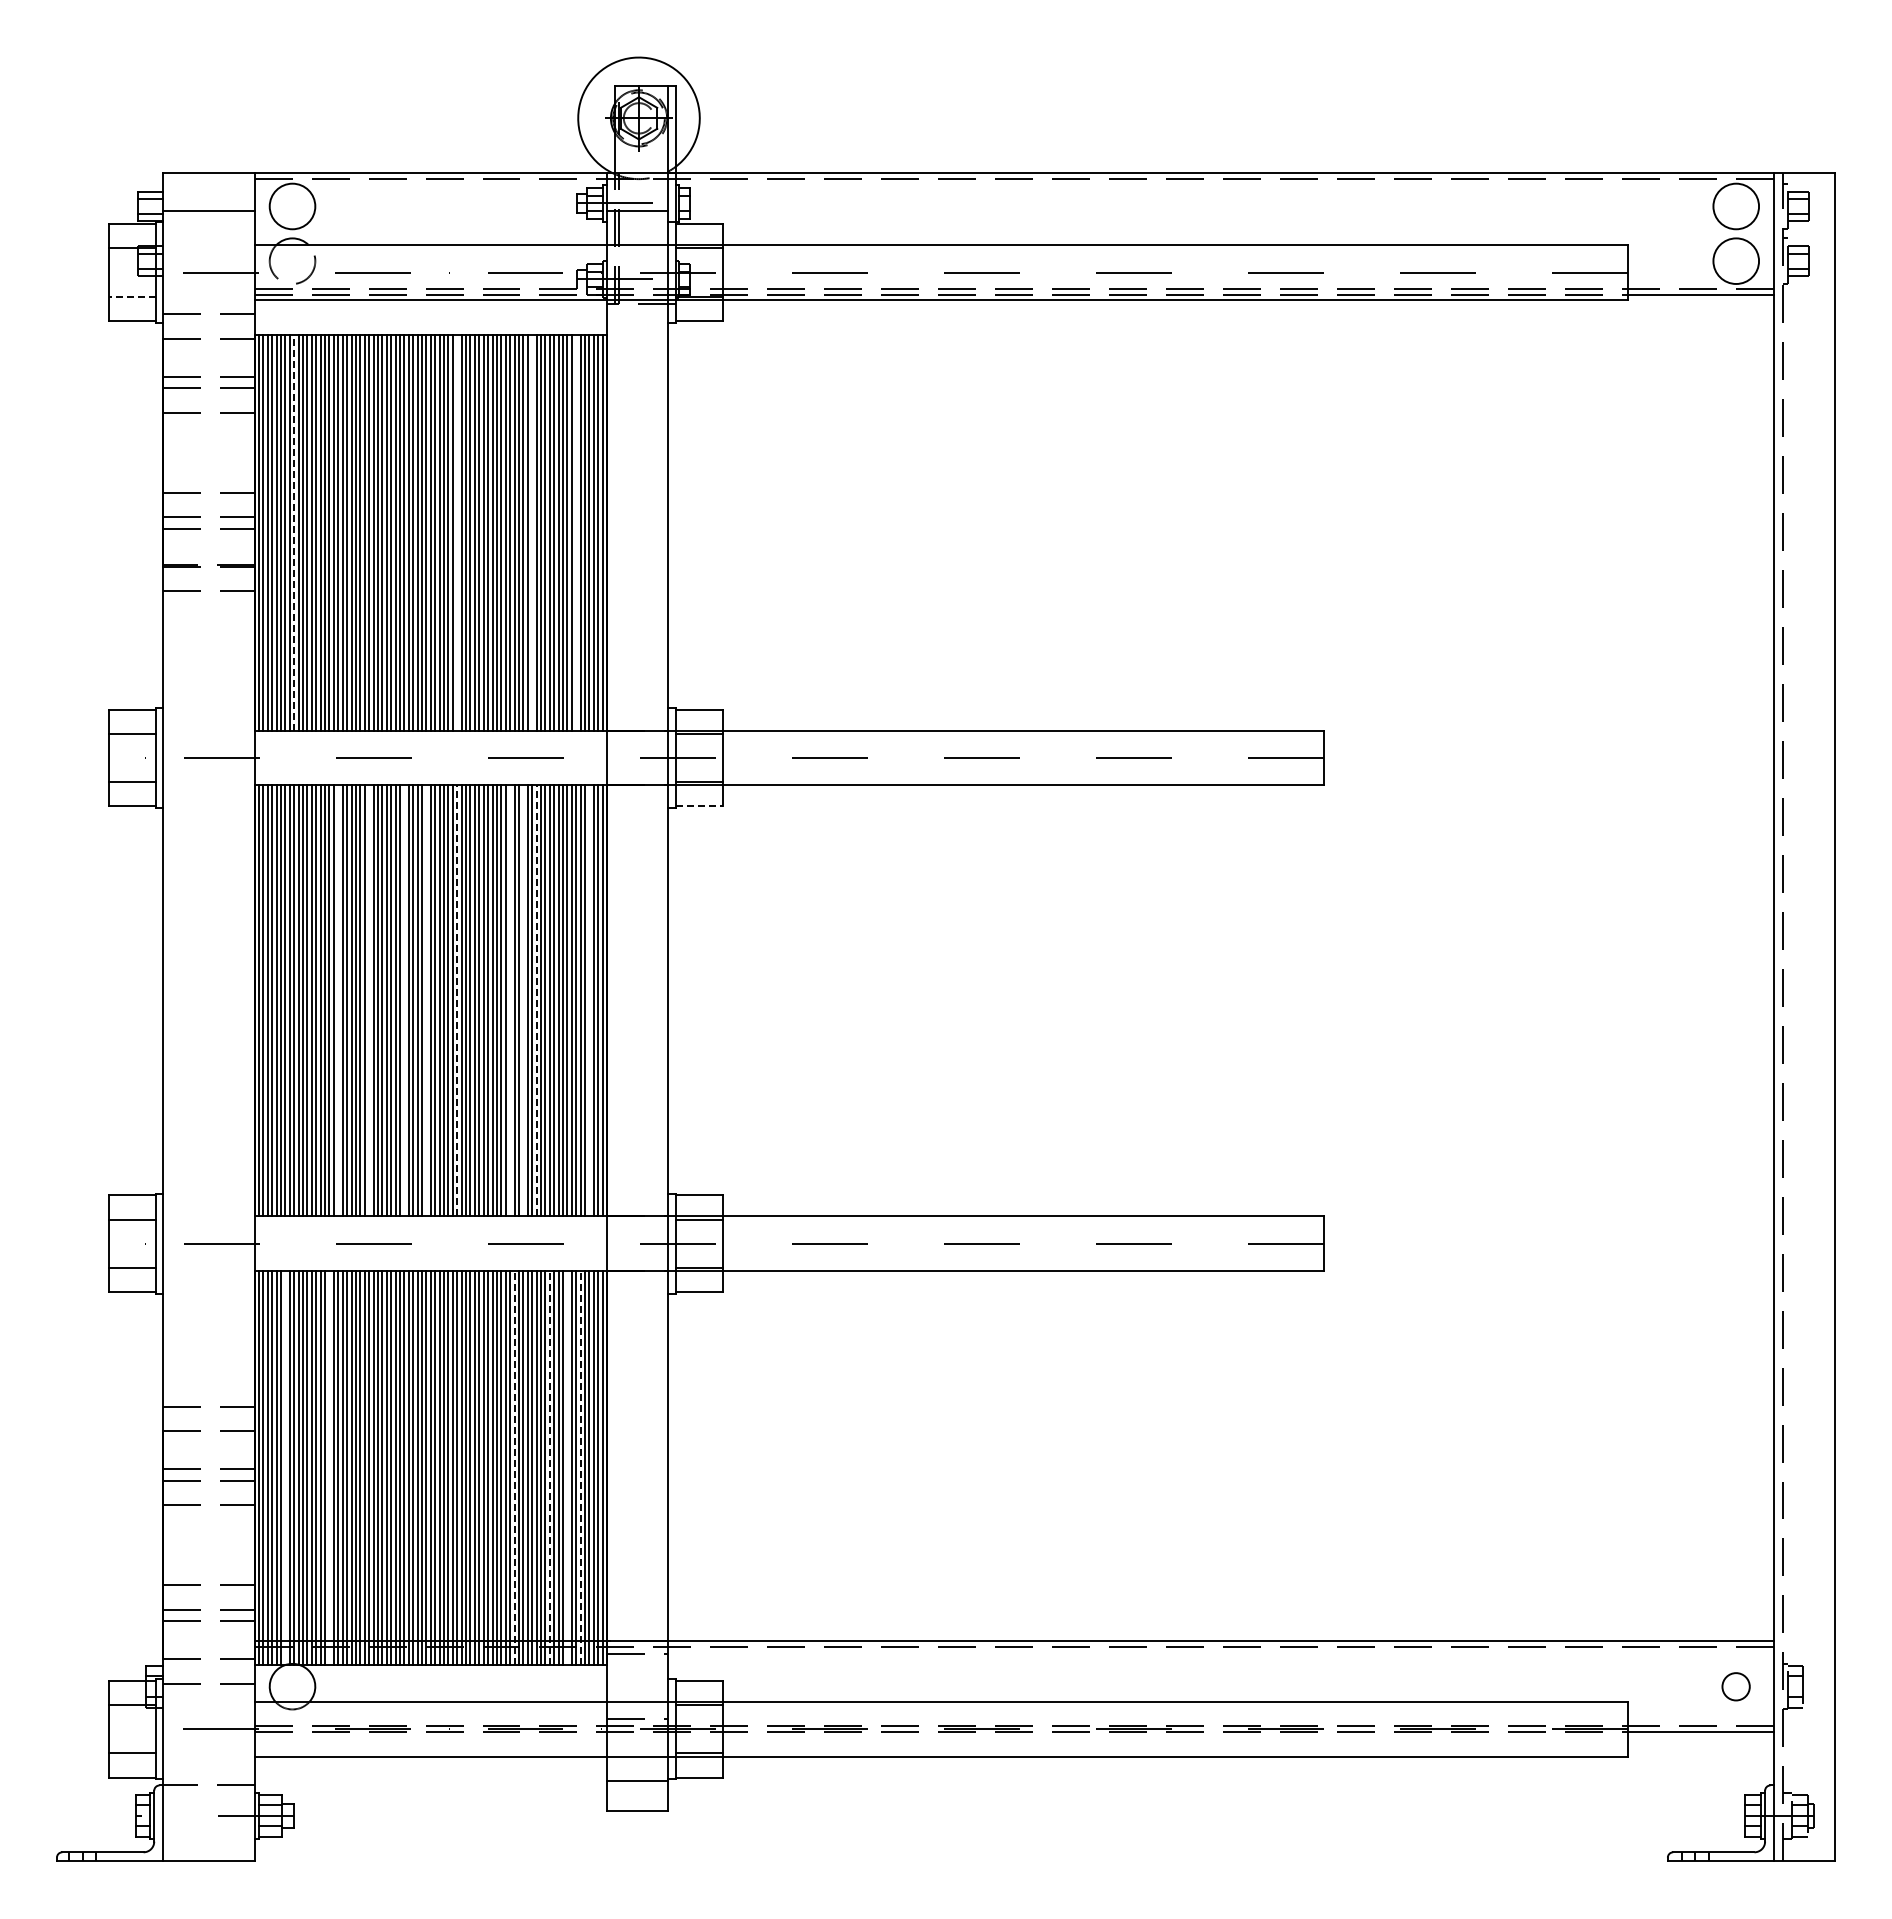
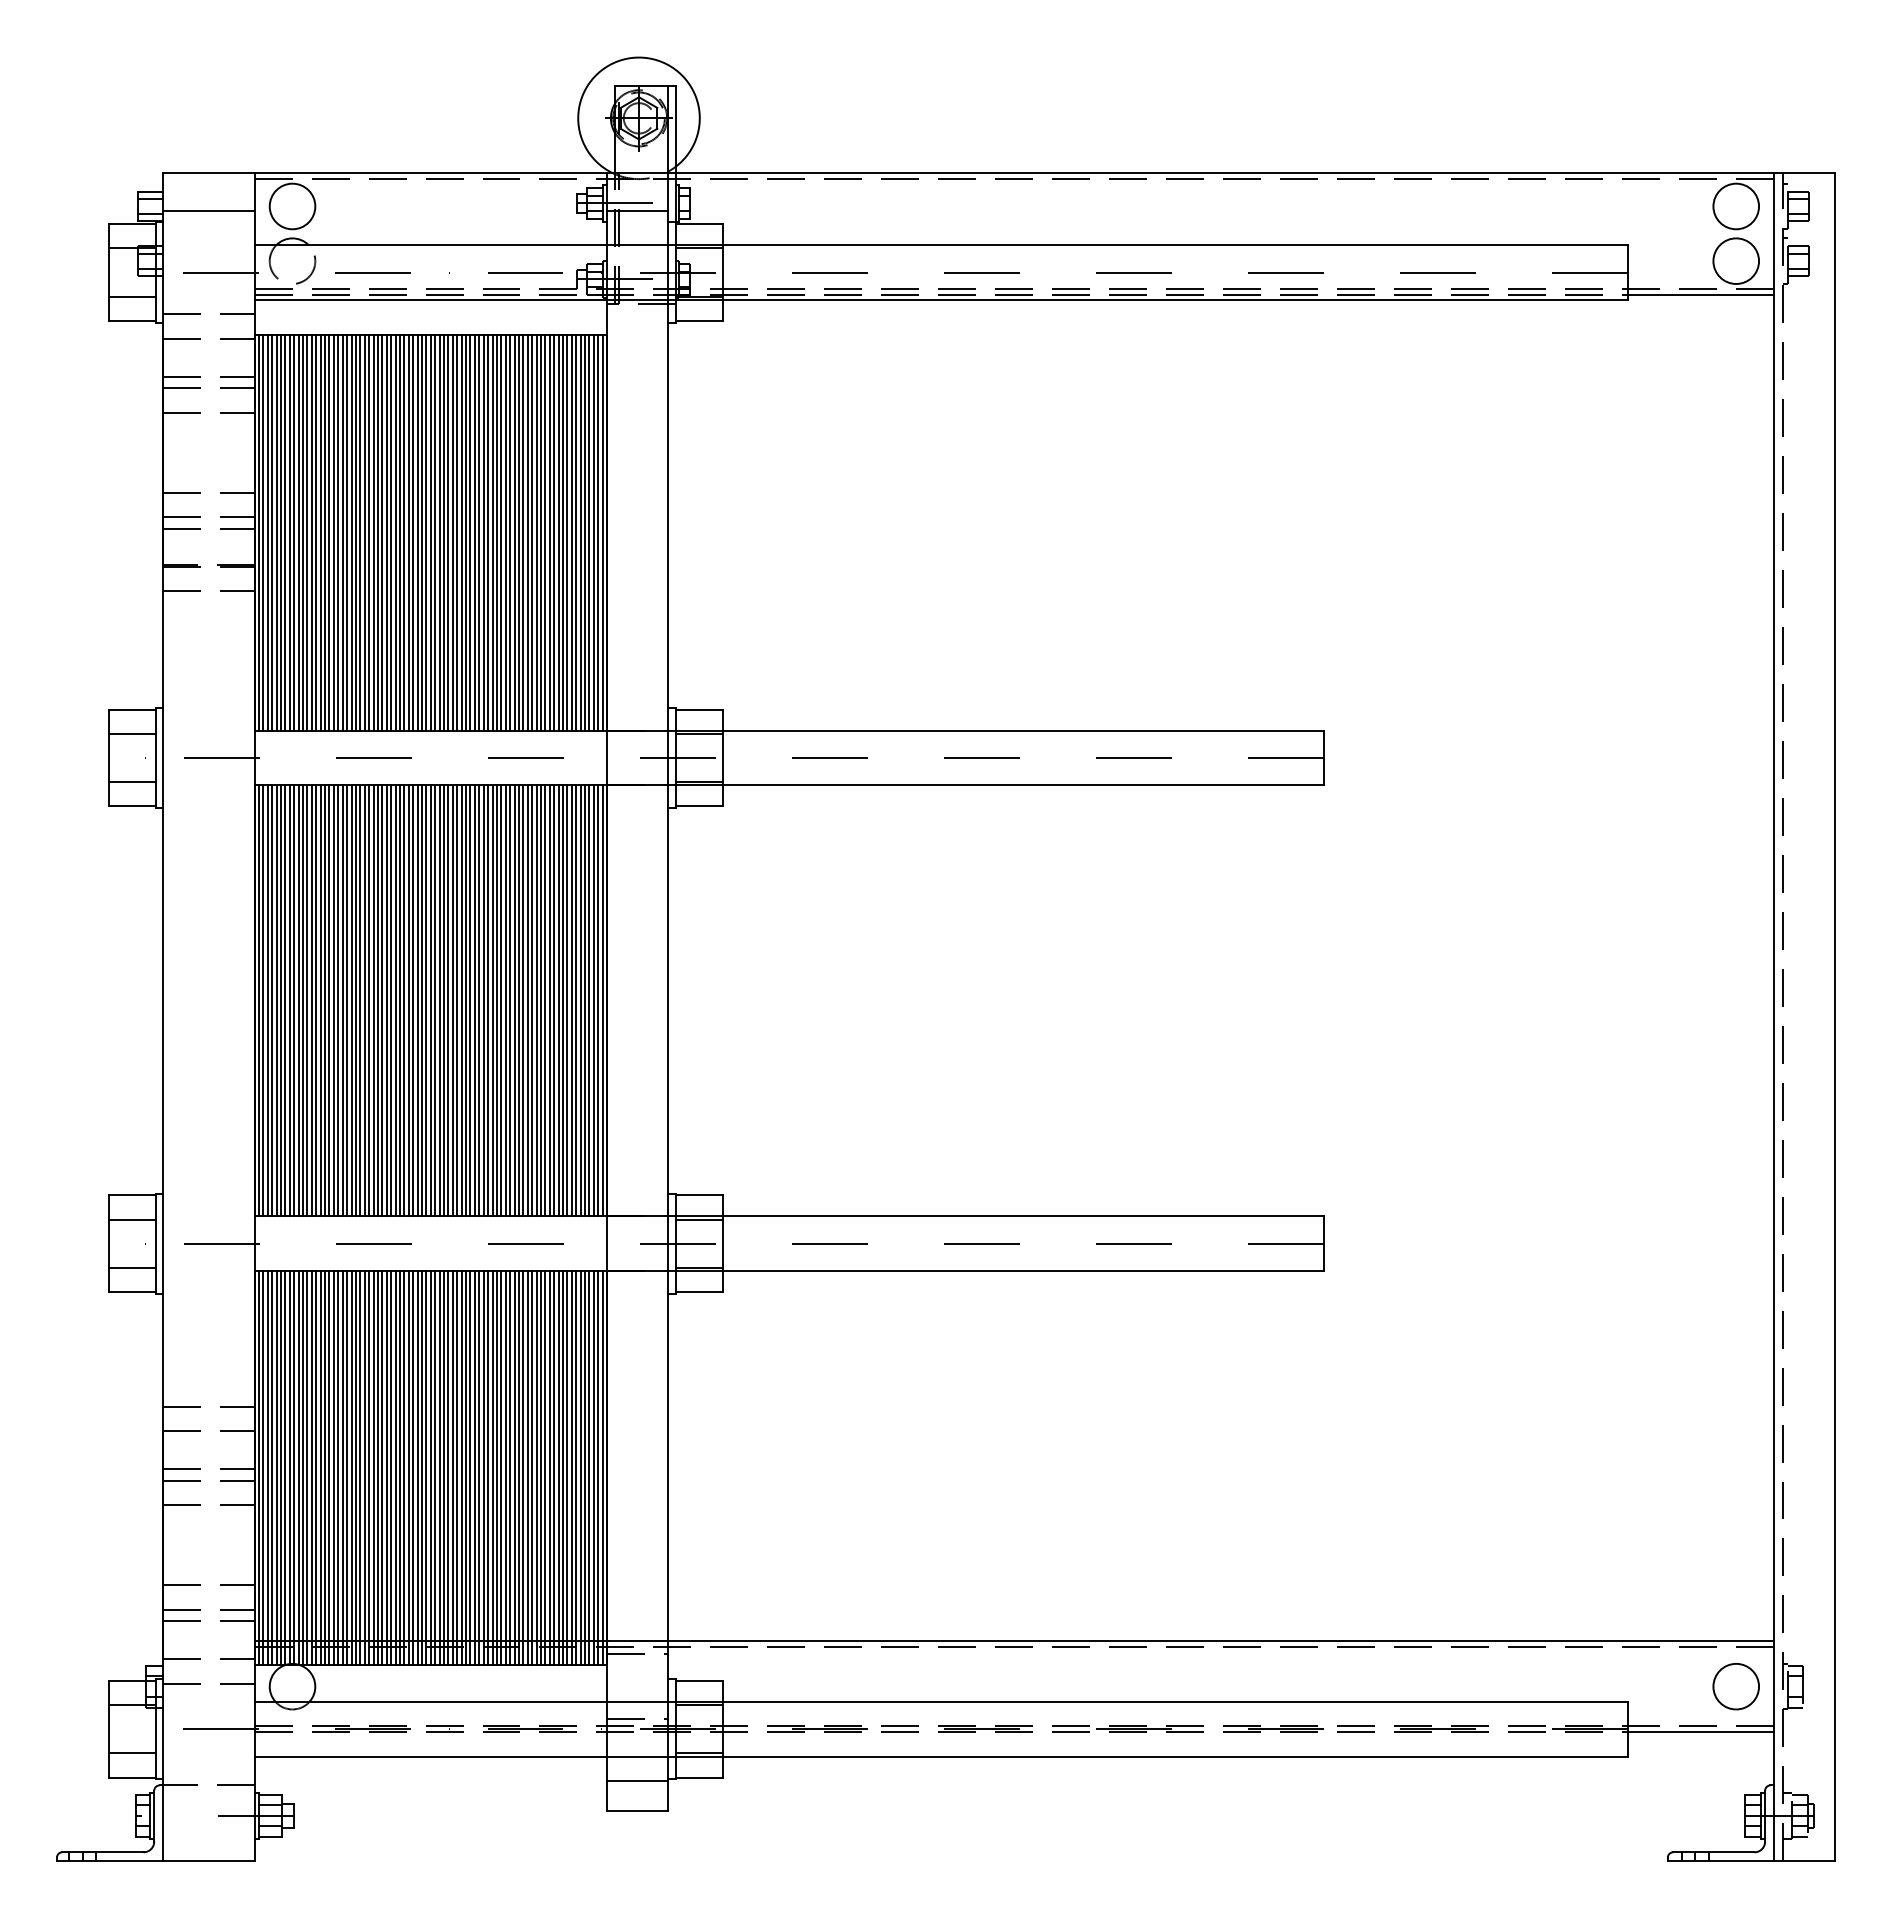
line: dashed -> solid (132, 296)
line: dashed -> solid (294, 532)
line: none -> present (457, 532)
line: none -> present (532, 532)
line: none -> present (576, 532)
line: dashed -> solid (699, 806)
line: none -> present (338, 1000)
line: none -> present (369, 1000)
line: none -> present (404, 1000)
line: none -> present (426, 1000)
line: dashed -> solid (457, 1000)
line: none -> present (510, 1000)
line: none -> present (523, 1000)
line: dashed -> solid (536, 1000)
line: none -> present (589, 1000)
line: none -> present (285, 1467)
line: none -> present (329, 1467)
line: dashed -> solid (514, 1467)
line: dashed -> solid (549, 1467)
line: none -> present (567, 1467)
line: dashed -> solid (580, 1467)
circle size: 30x30 px -> 48x48 px (1735, 1686)
